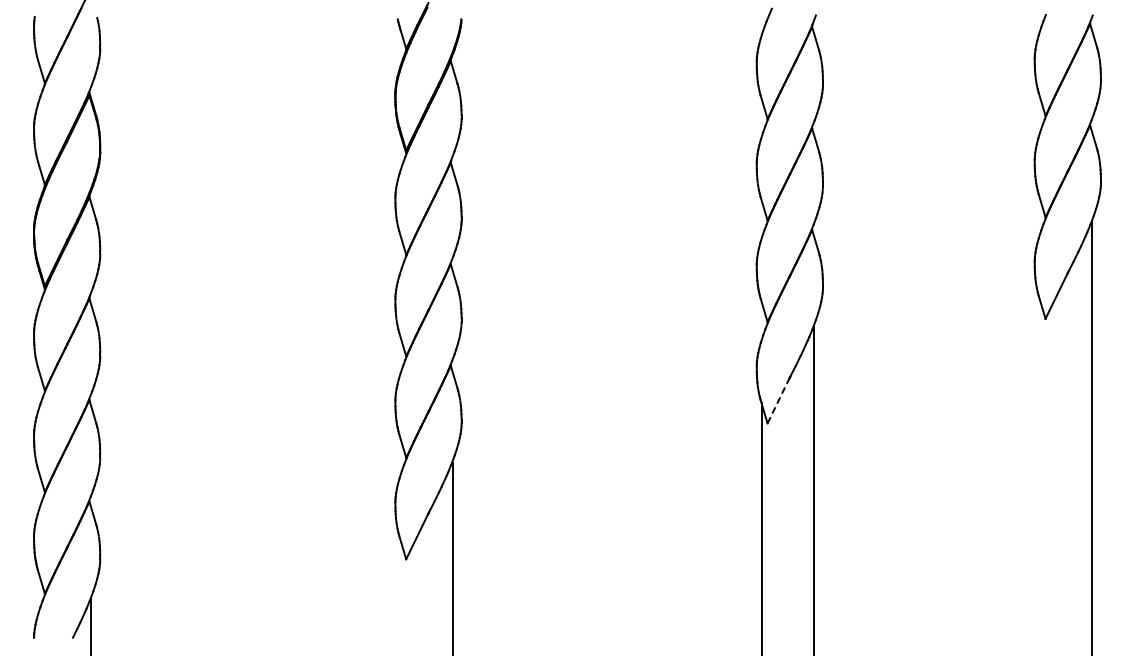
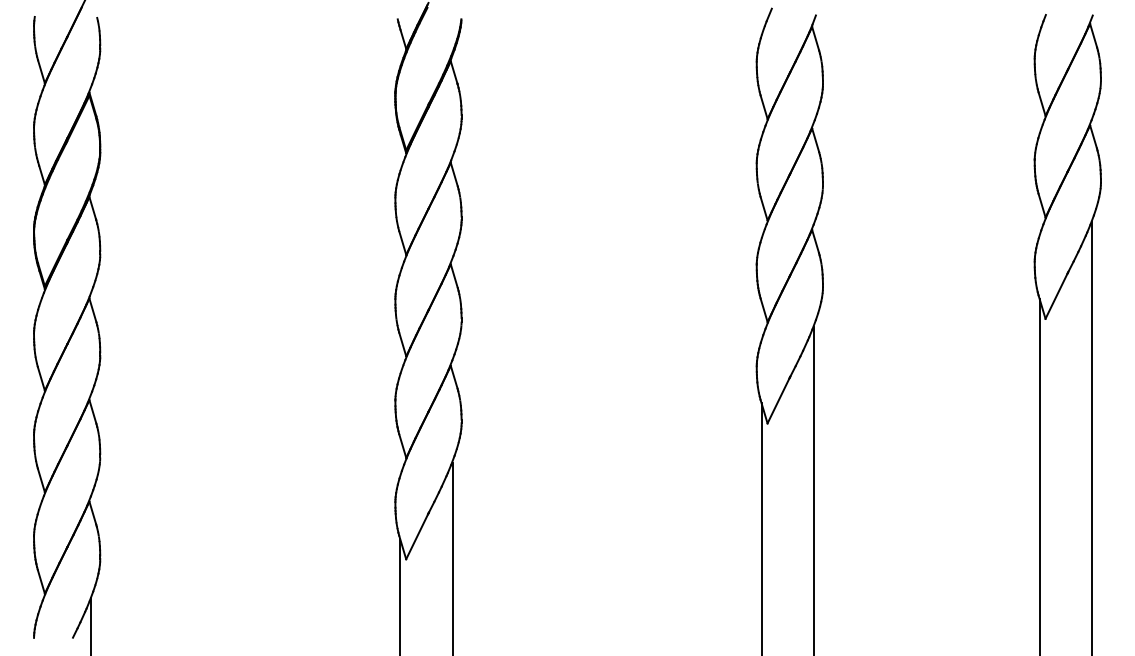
line: dashed -> solid (778, 400)
line: none -> present (1039, 475)
line: none -> present (400, 595)
